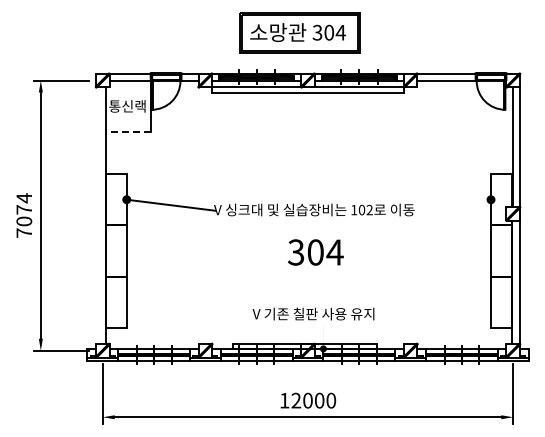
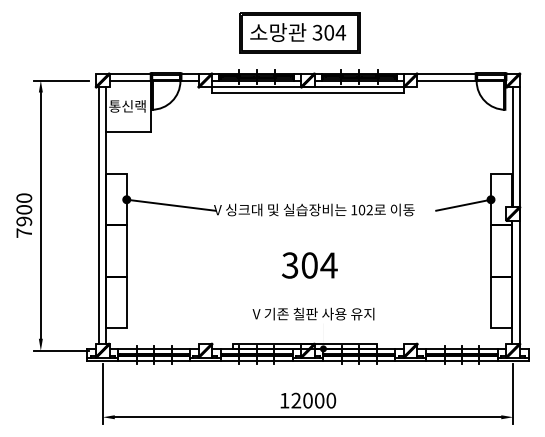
line: dashed -> solid (127, 131)
line: none -> present (463, 204)
text: 7074 -> 7900 (24, 209)
line: none -> present (99, 215)
text position: (315, 252) -> (309, 265) (309, 265)
